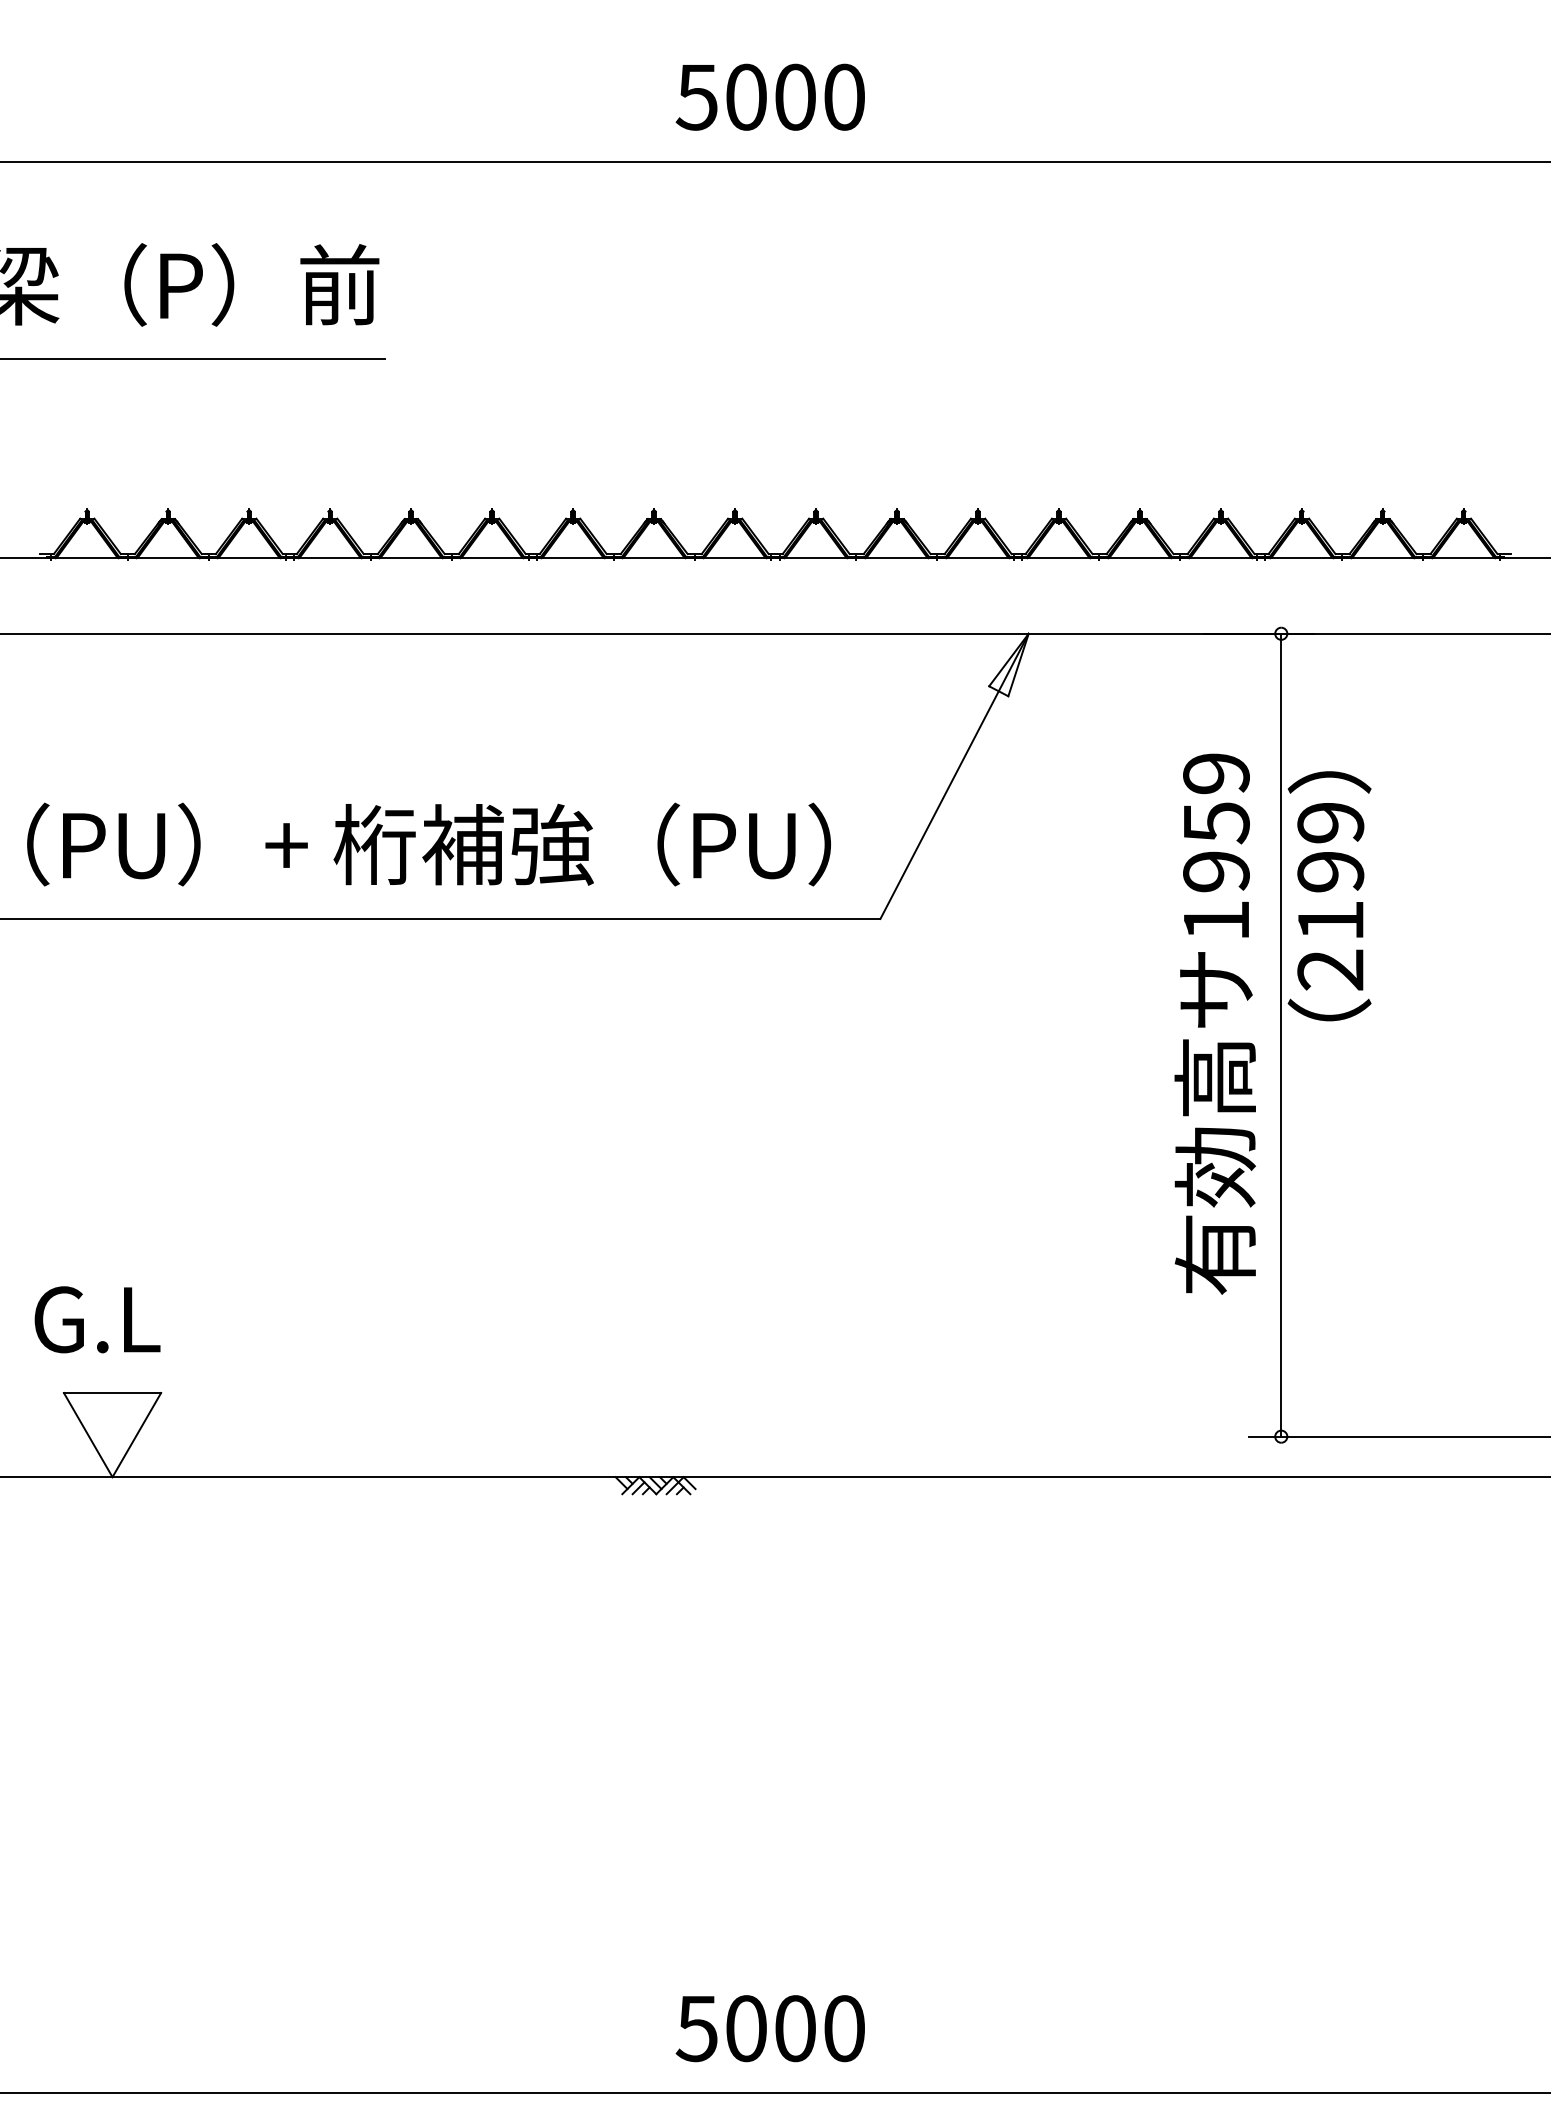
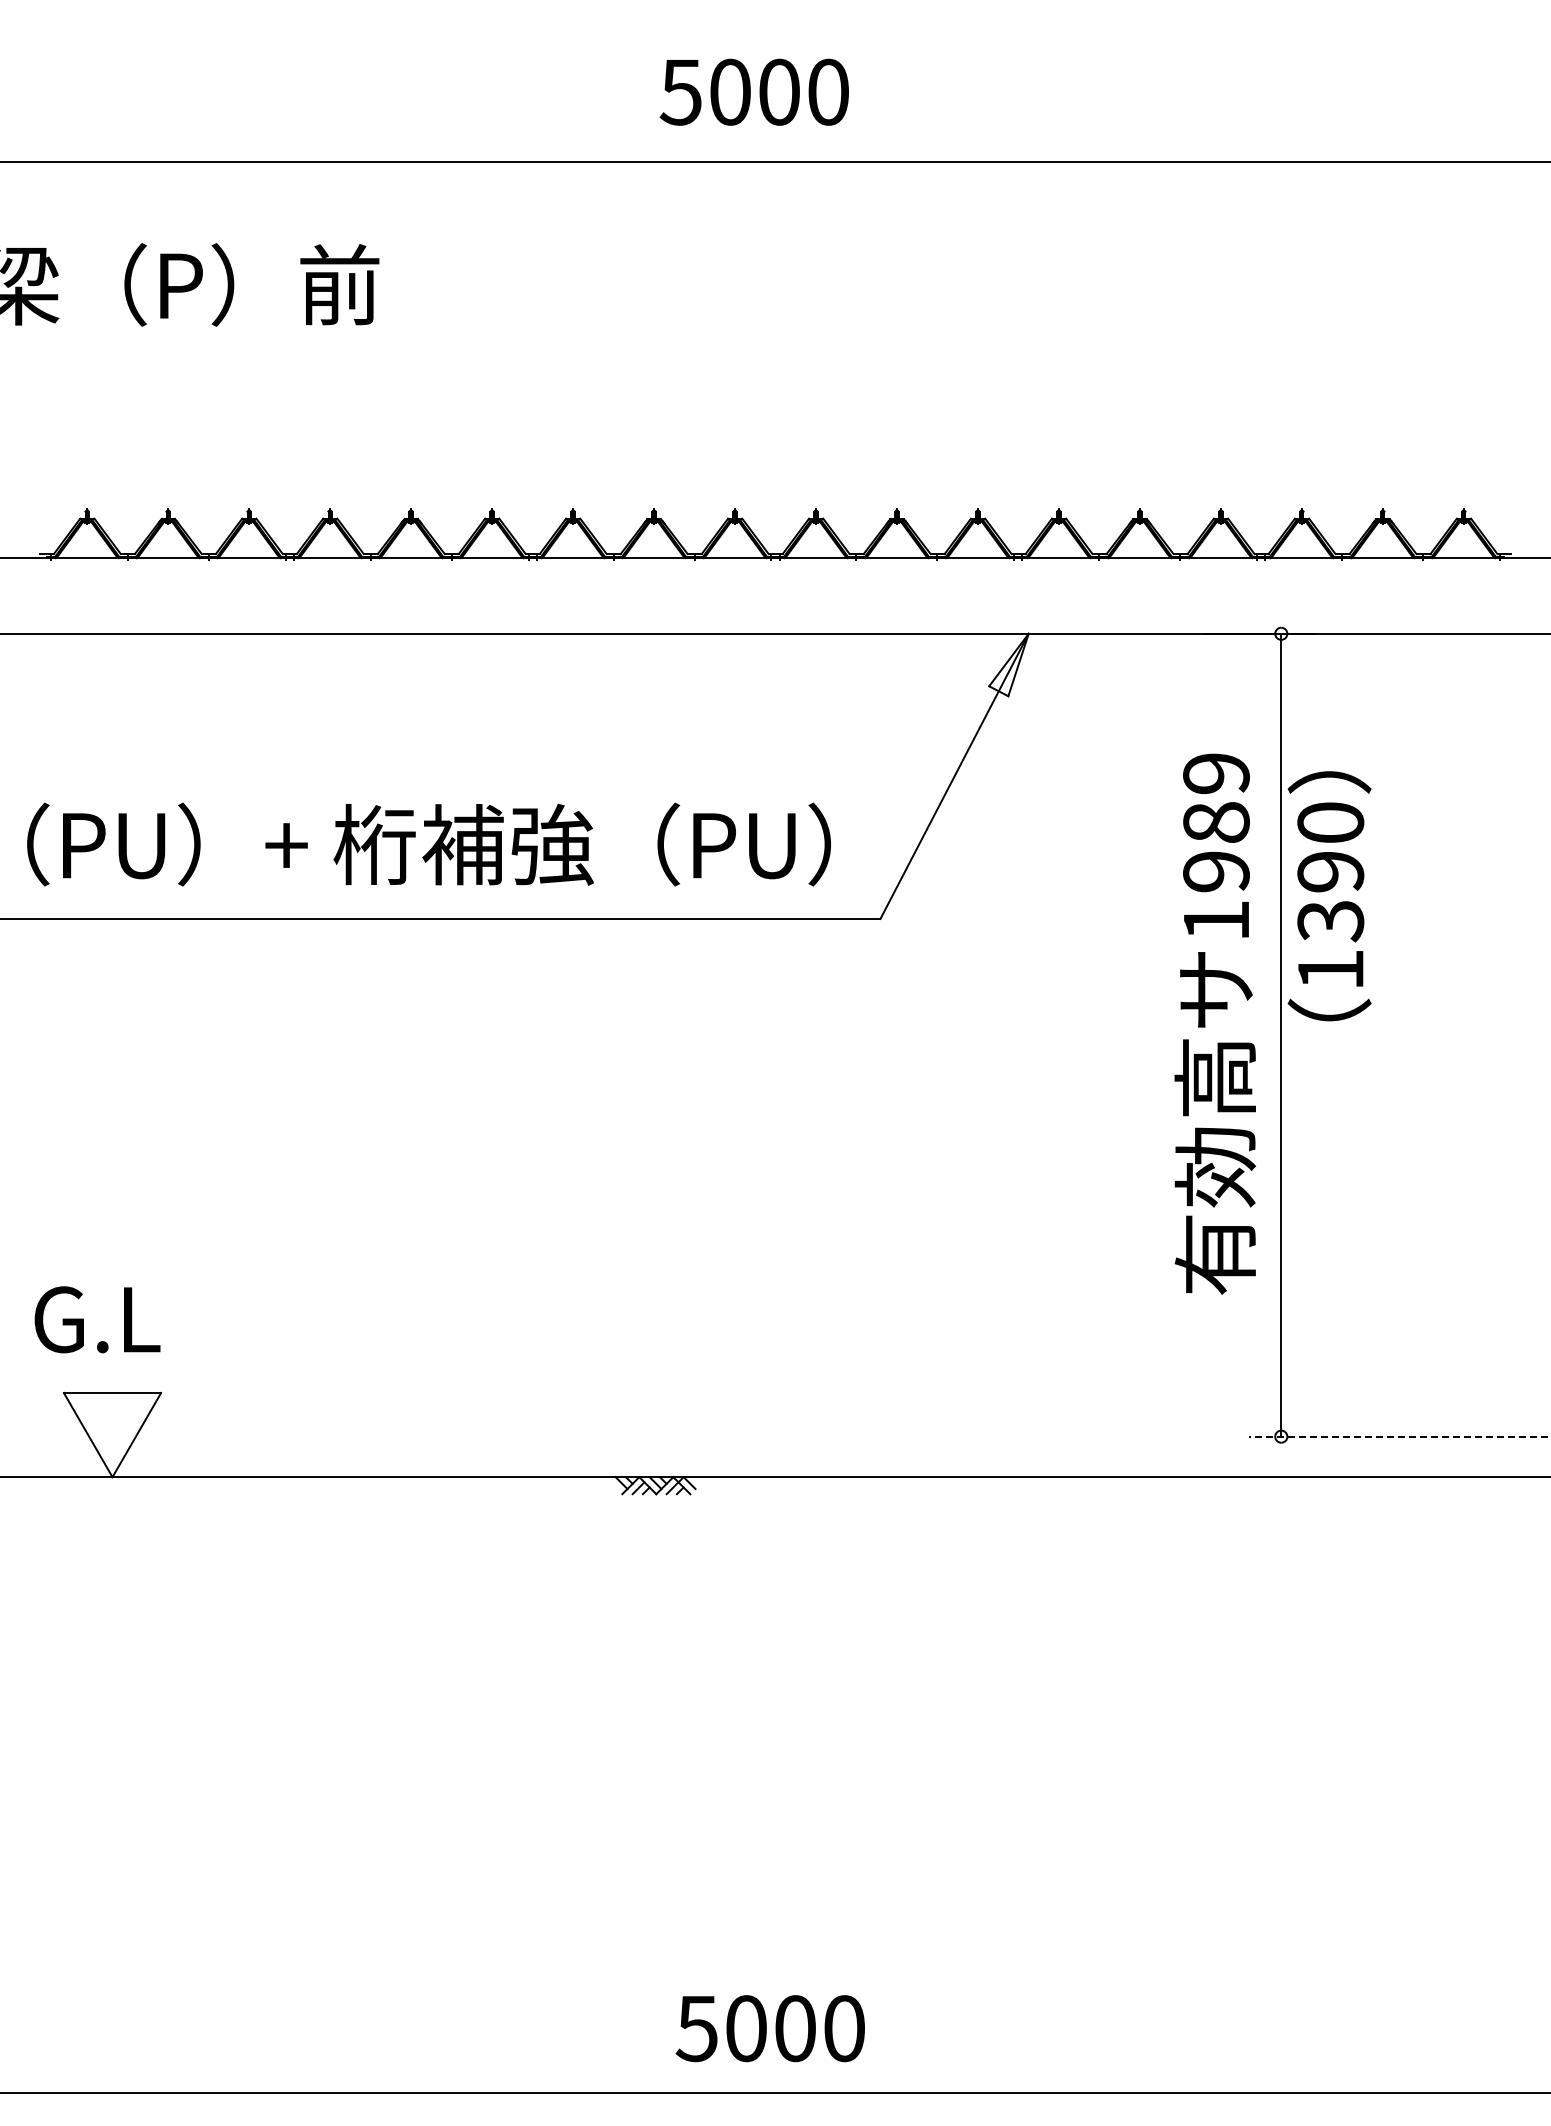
text position: (769, 96) -> (753, 91) (753, 91)
line: present -> none (193, 359)
text: 1959 -> 1989 (1216, 823)
text: 2199 -> 1390 (1330, 896)
line: solid -> dashed (1399, 1436)
